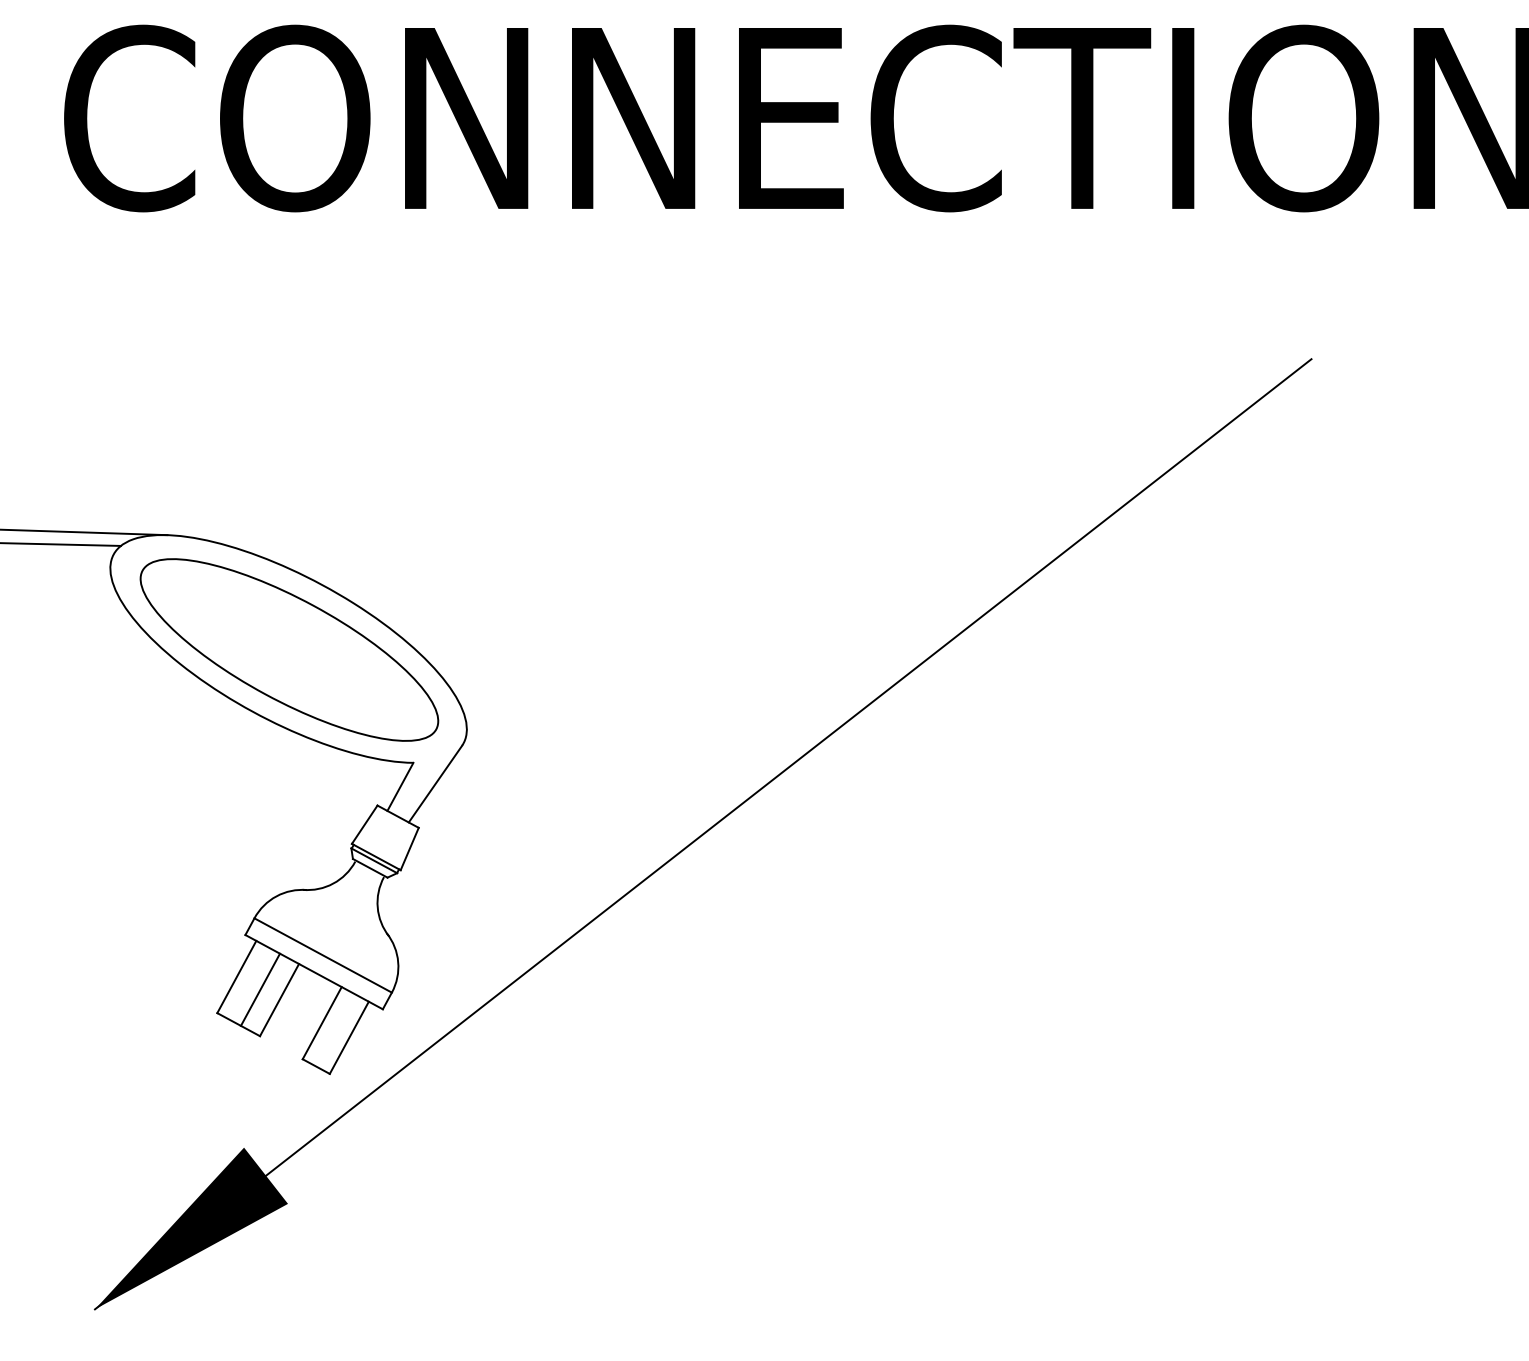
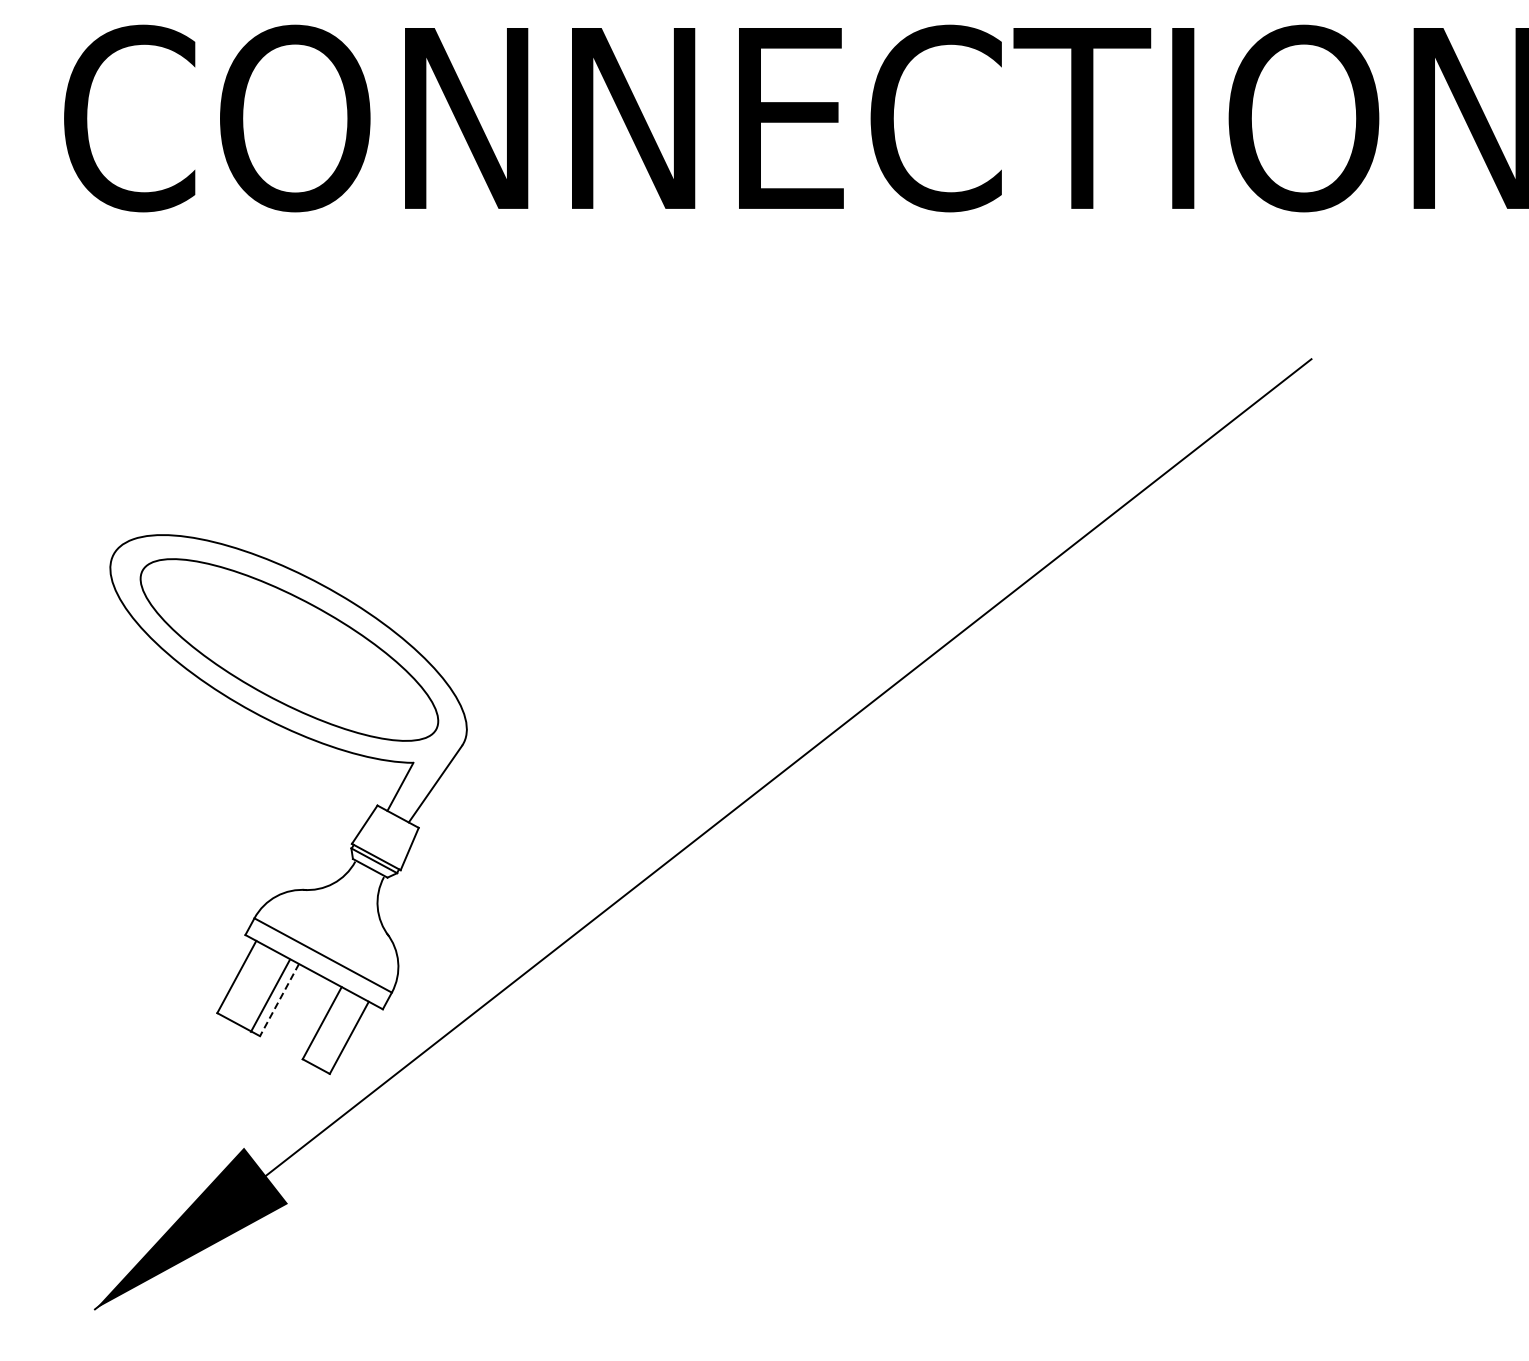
line: present -> none (84, 532)
line: present -> none (61, 544)
line position: (260, 989) -> (270, 995) (270, 995)
line: solid -> dashed (279, 1000)
